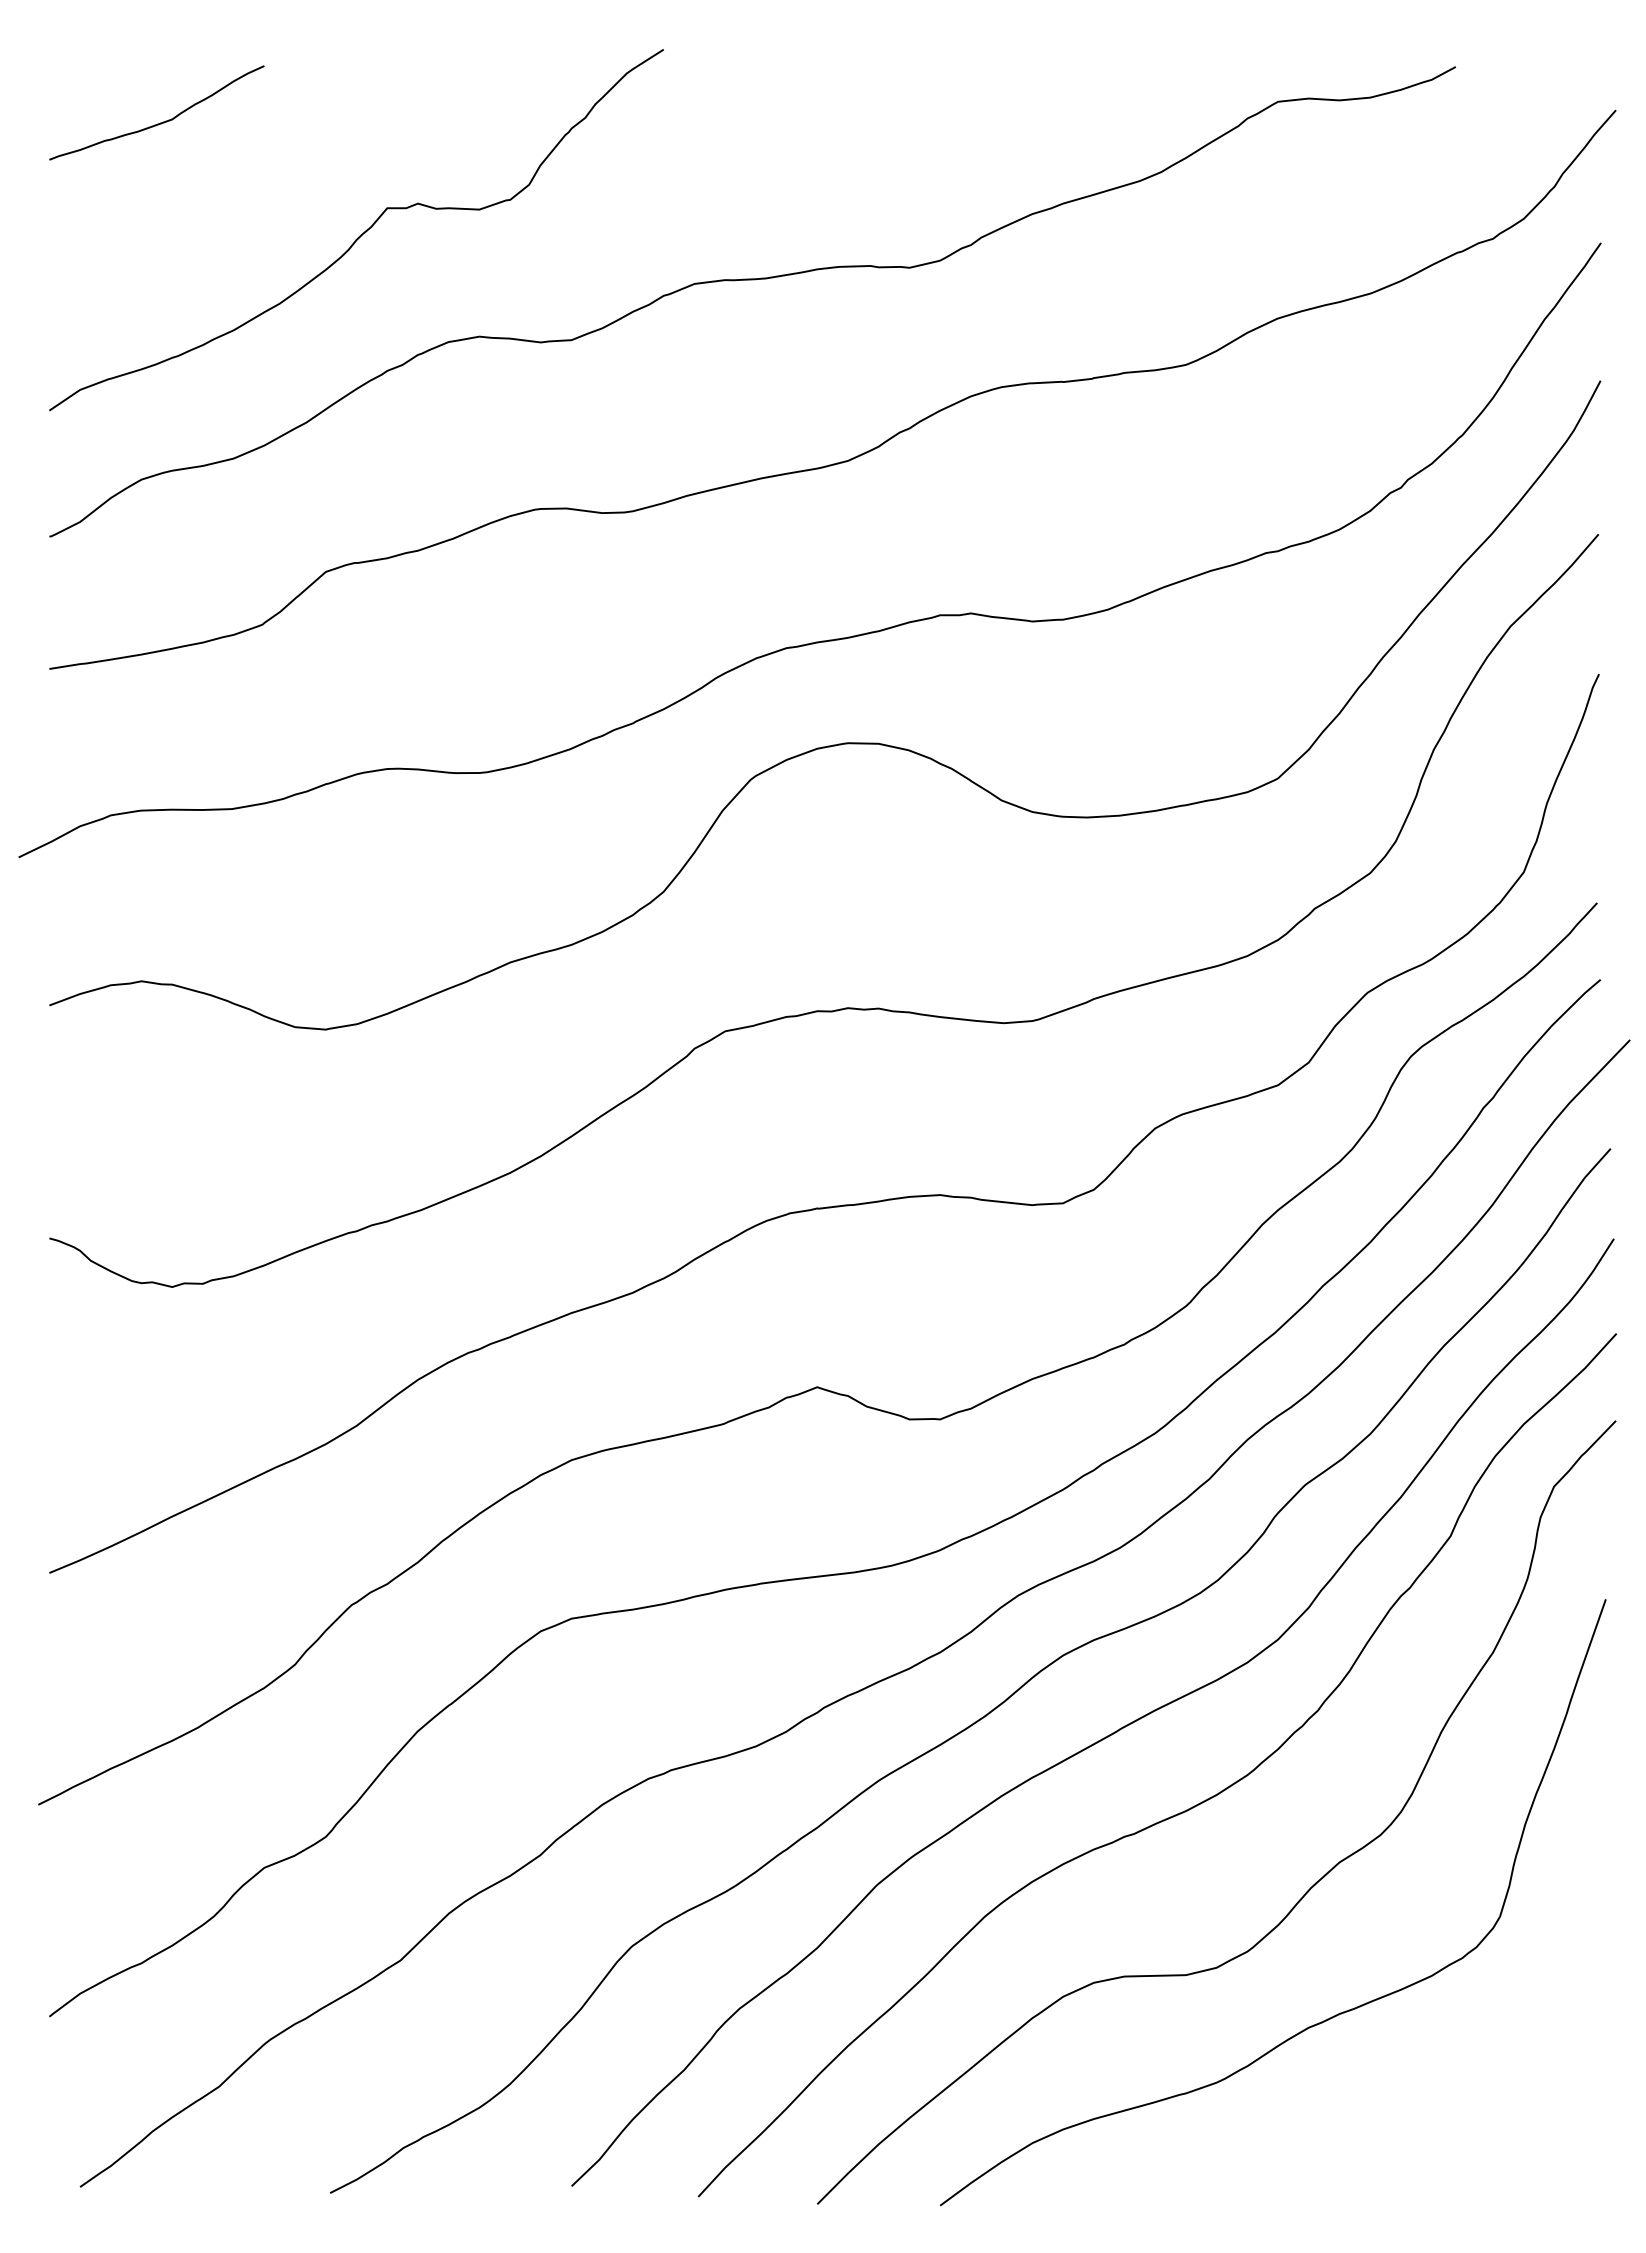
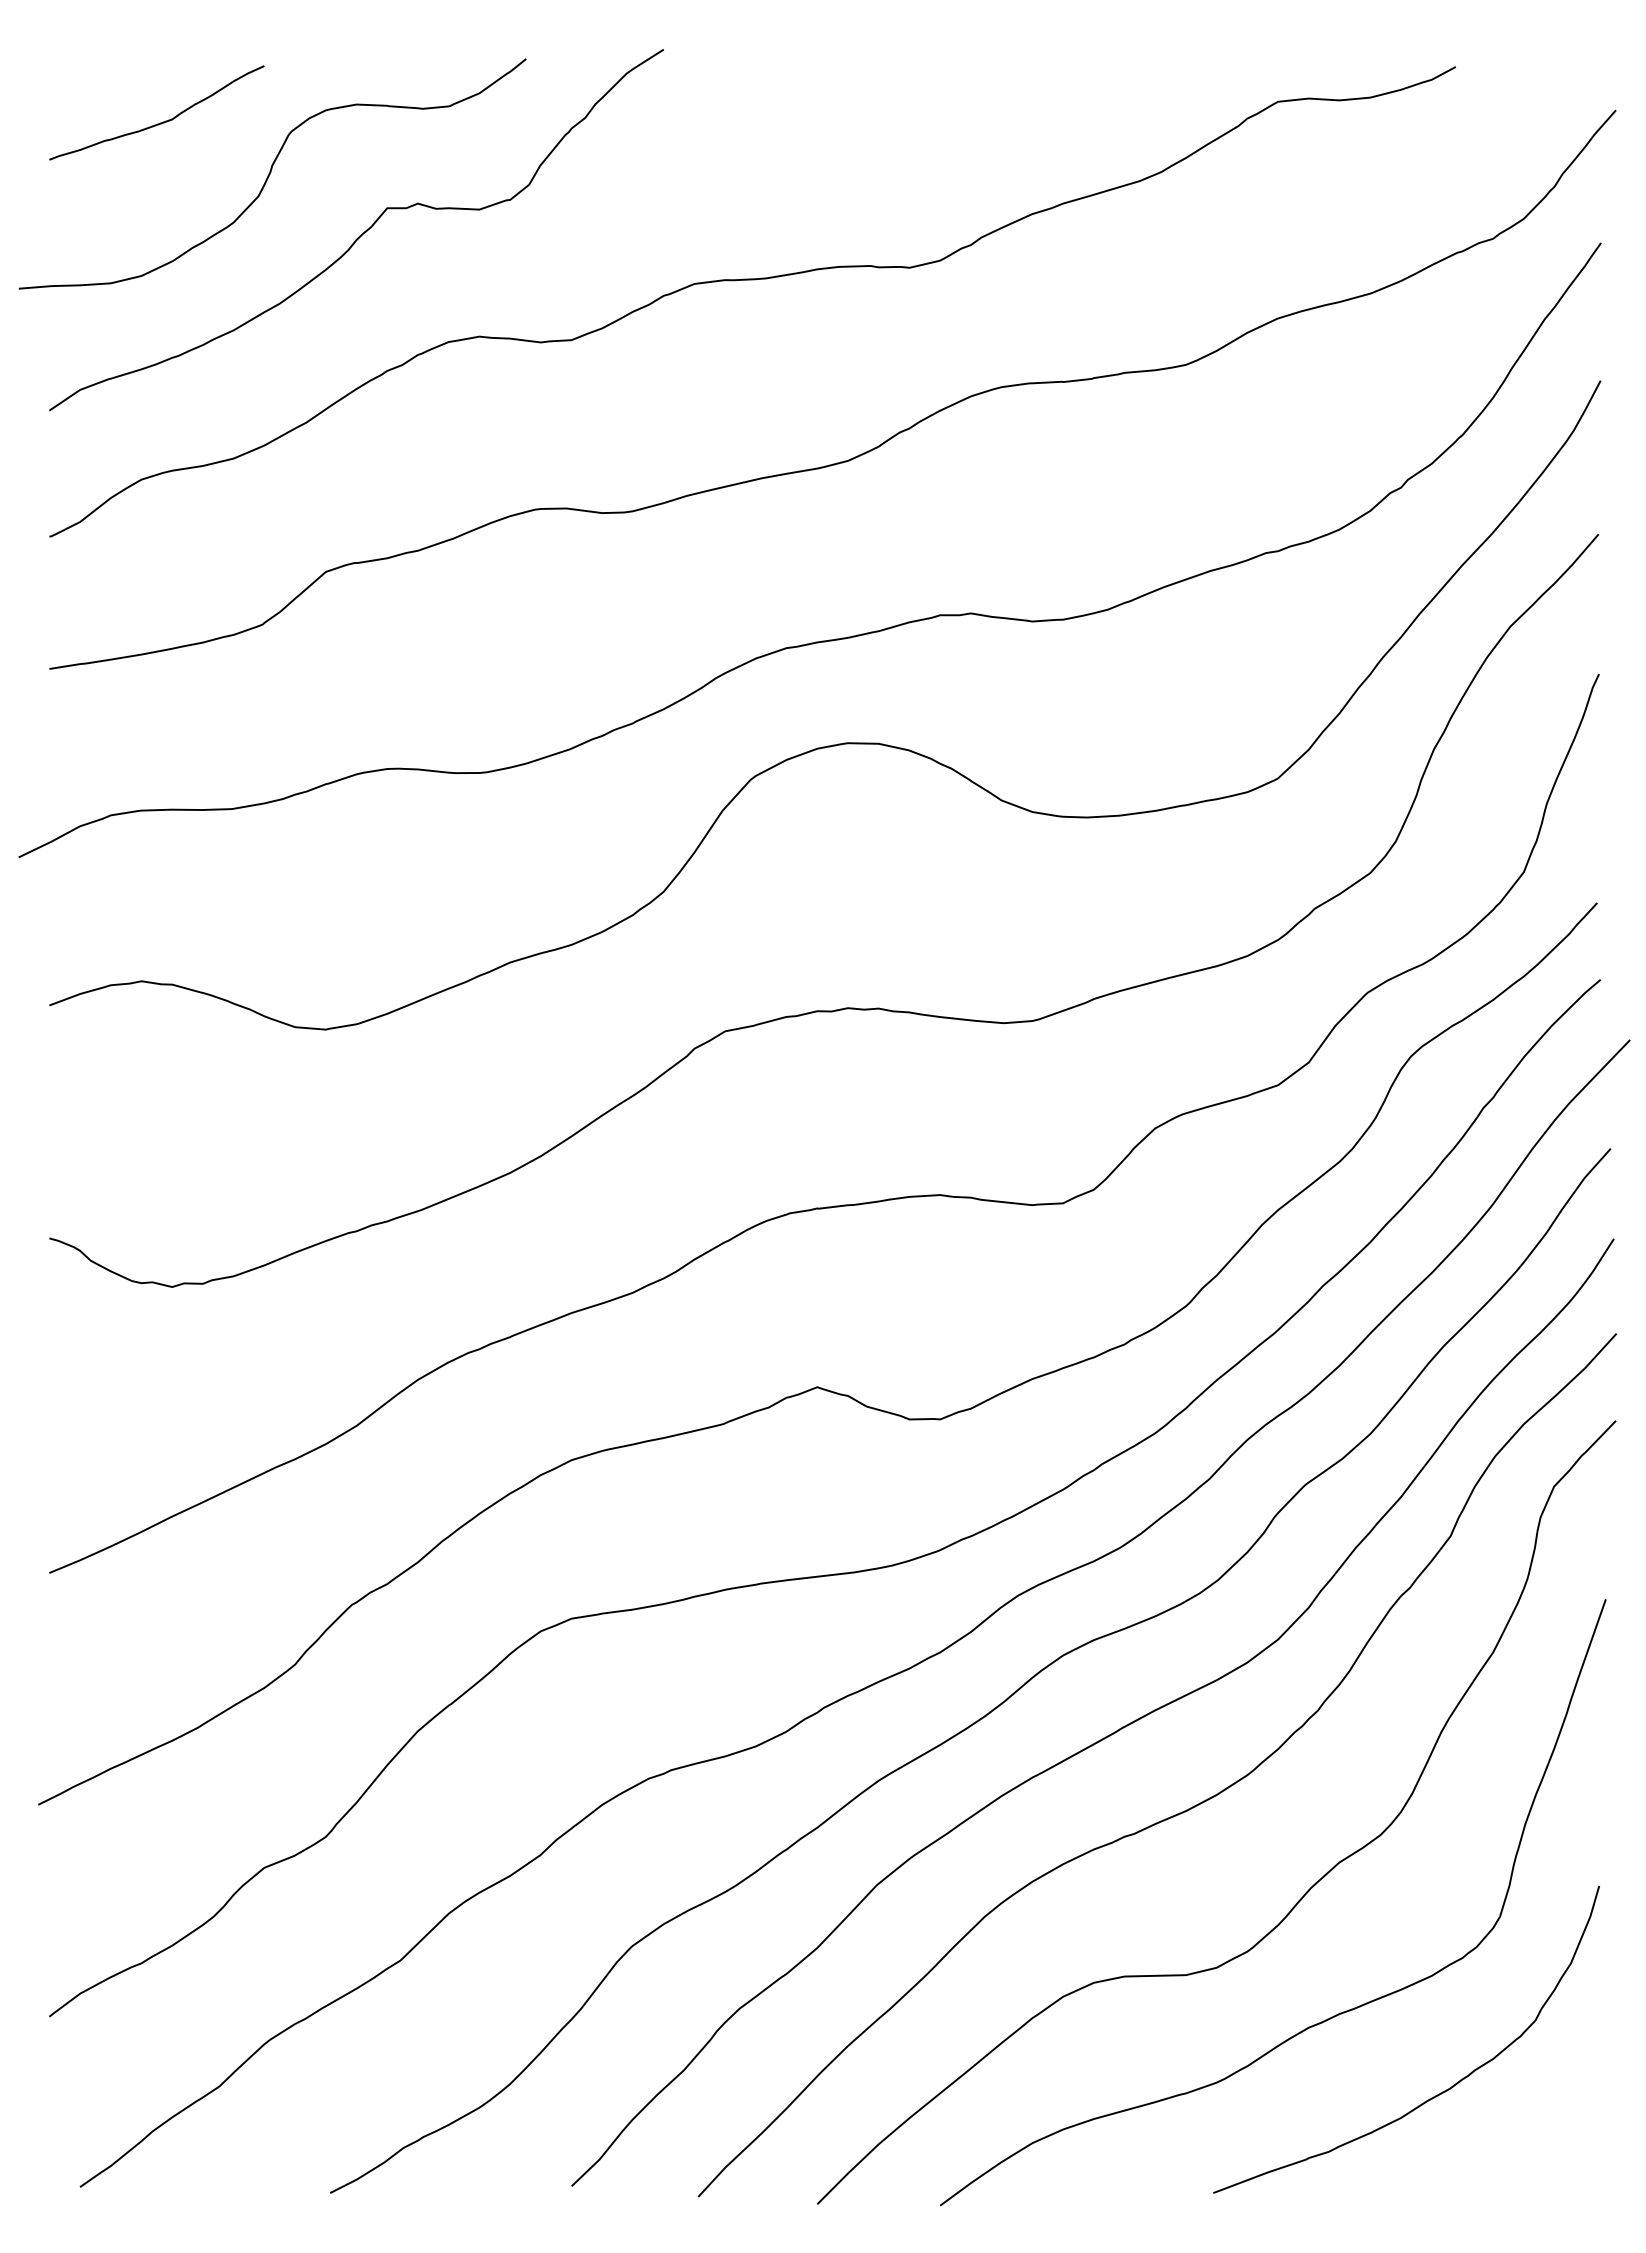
curve: none -> present (271, 172)
curve: none -> present (1440, 2092)
